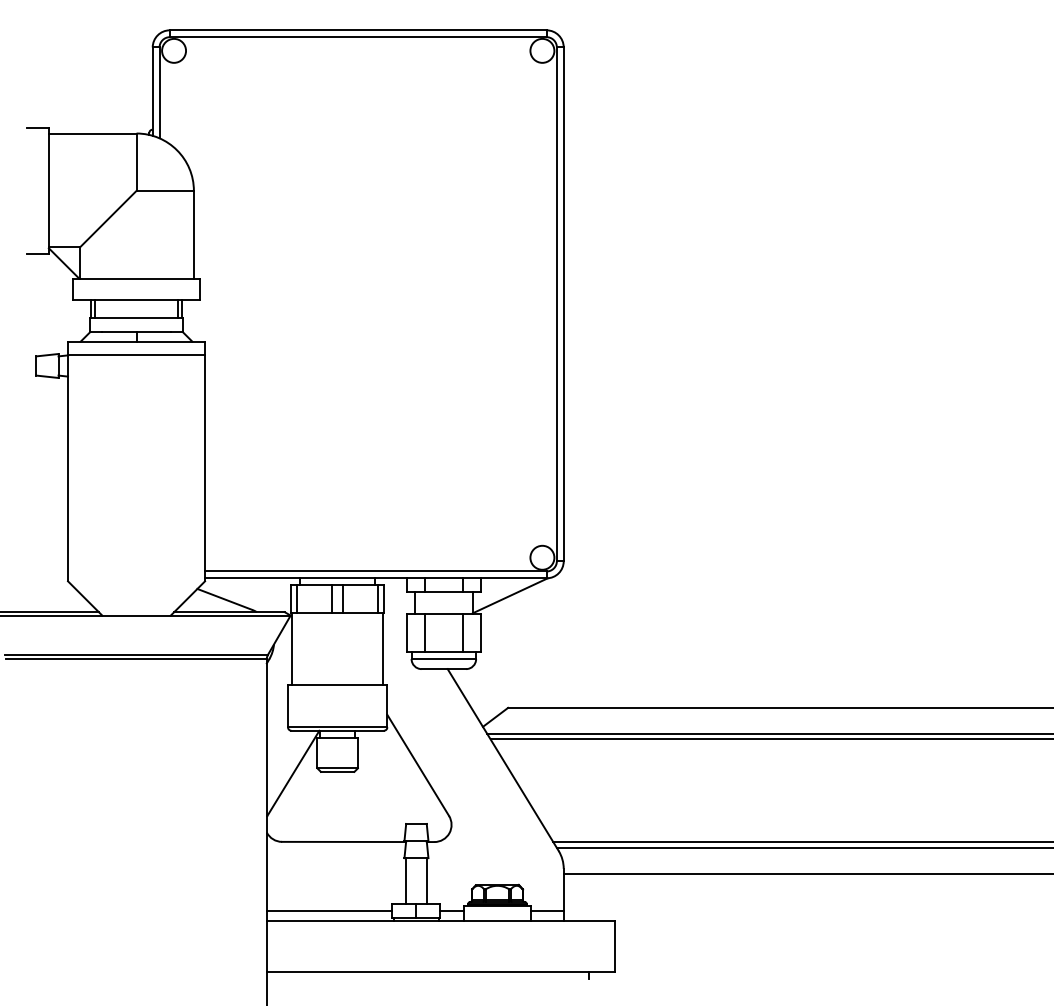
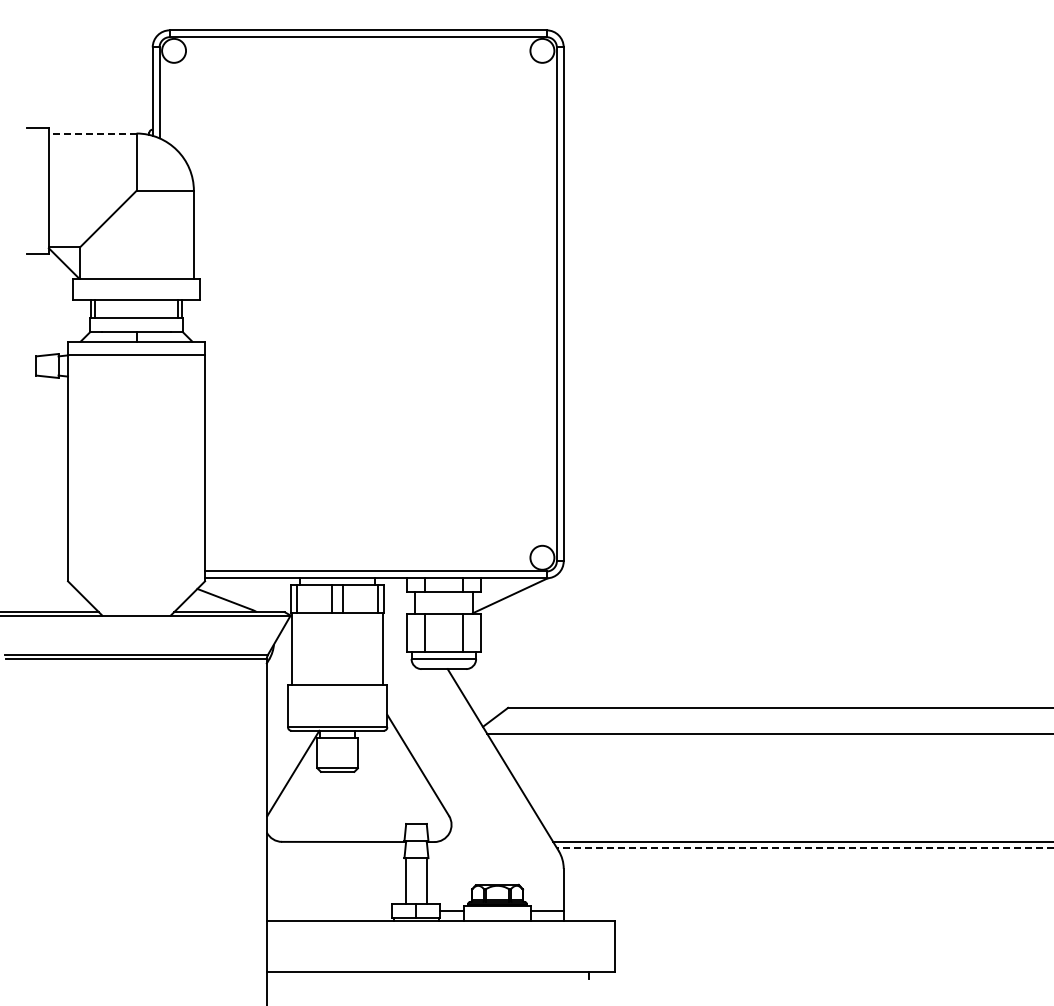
line: solid -> dashed (92, 133)
line: present -> none (770, 739)
line: solid -> dashed (804, 847)
line: present -> none (806, 873)
line: present -> none (329, 910)
